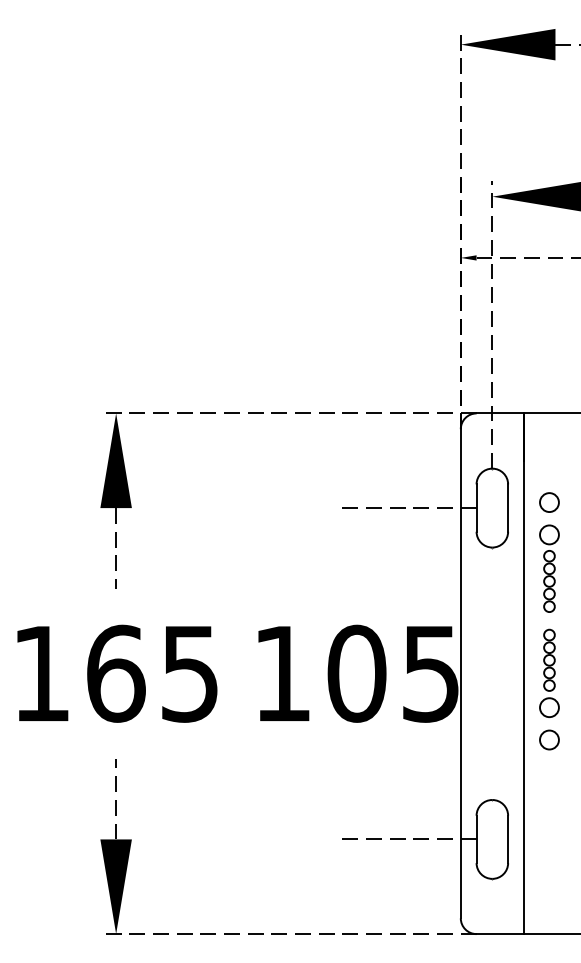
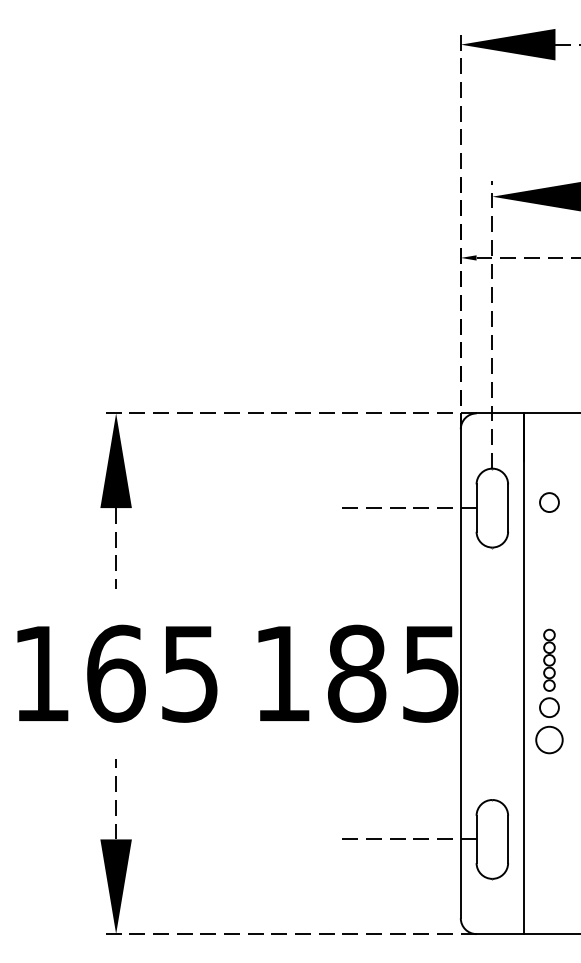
part: present -> none (549, 568)
text: 105 -> 185 (356, 673)
circle size: 21x22 px -> 29x30 px (549, 739)
